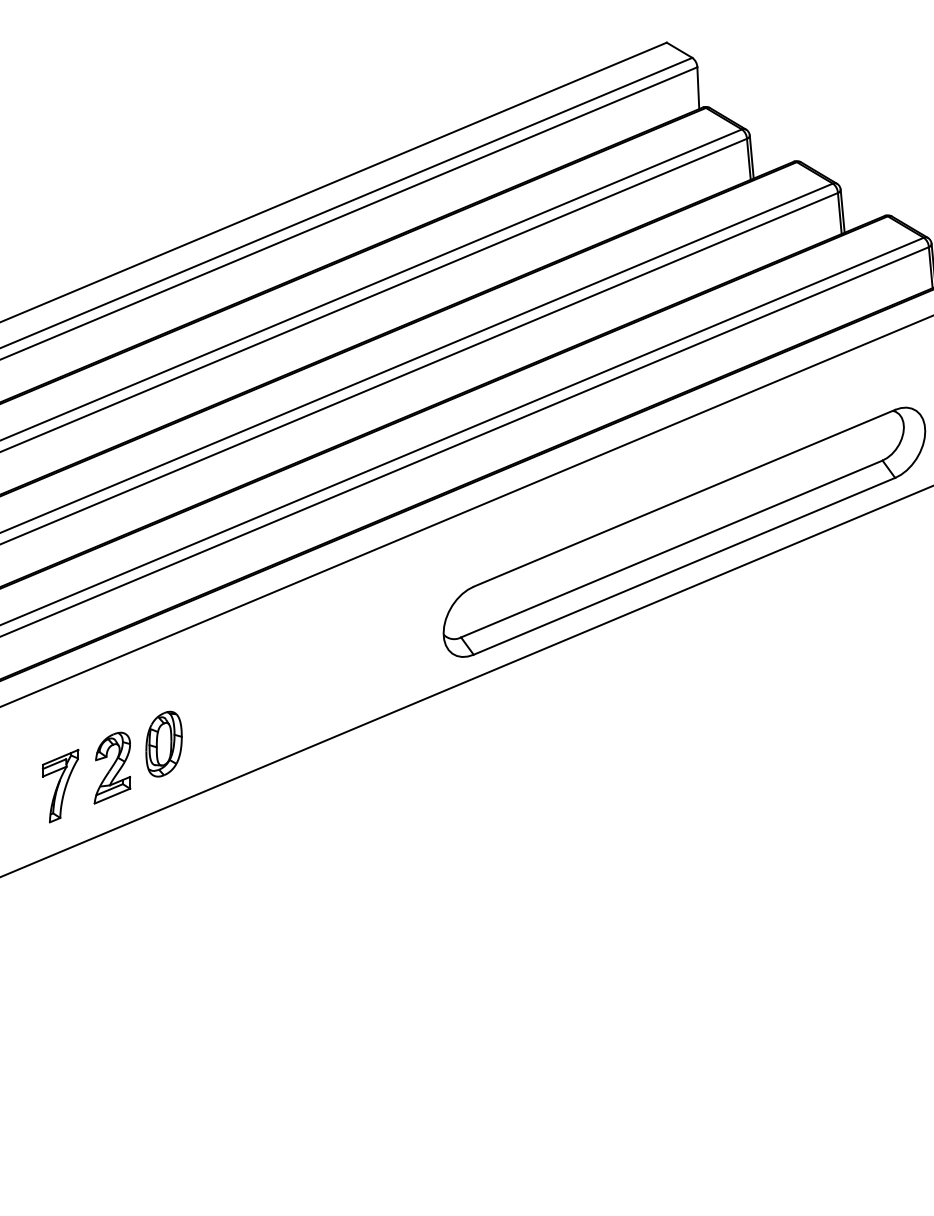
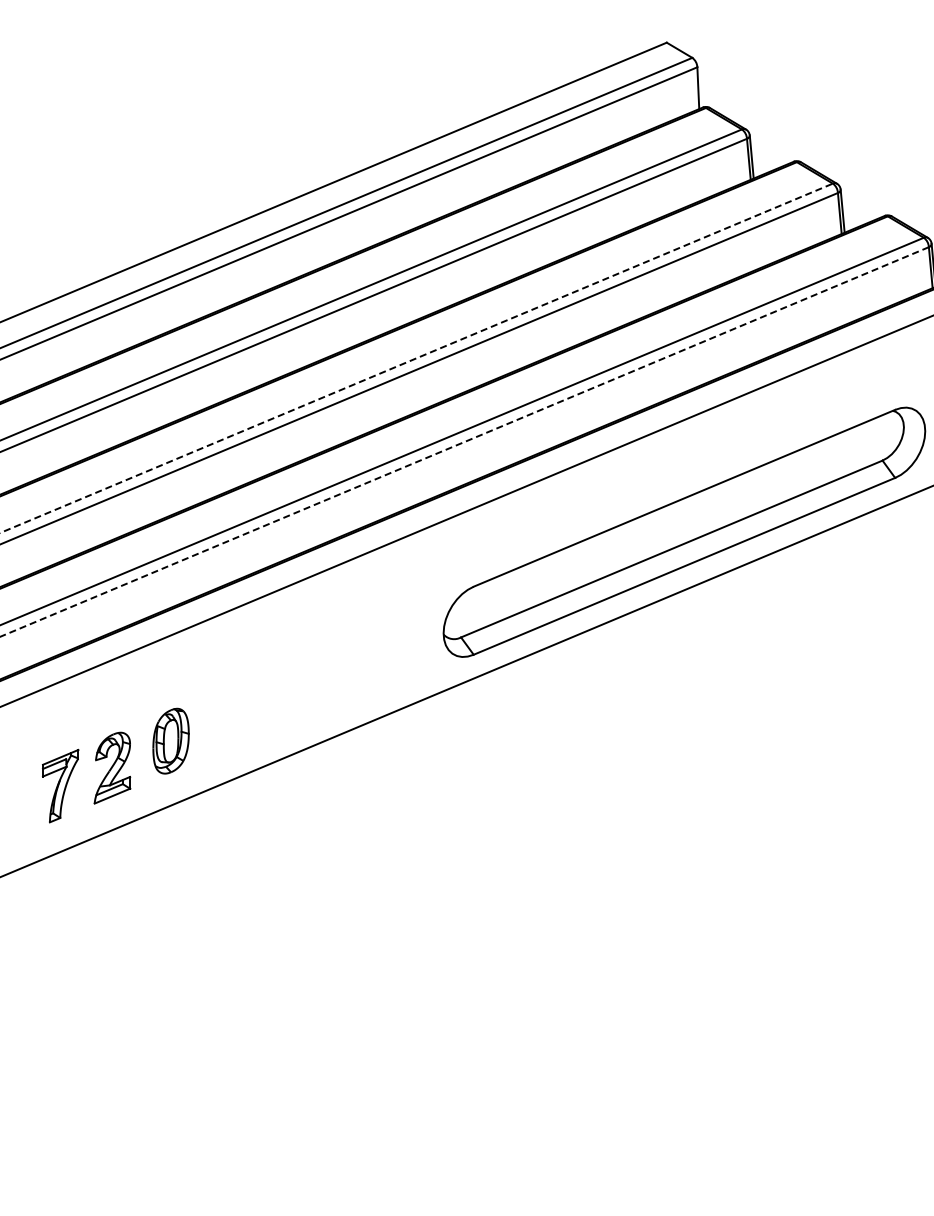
line: solid -> dashed (417, 358)
line: solid -> dashed (464, 442)
part position: (163, 743) -> (170, 740) (170, 740)
